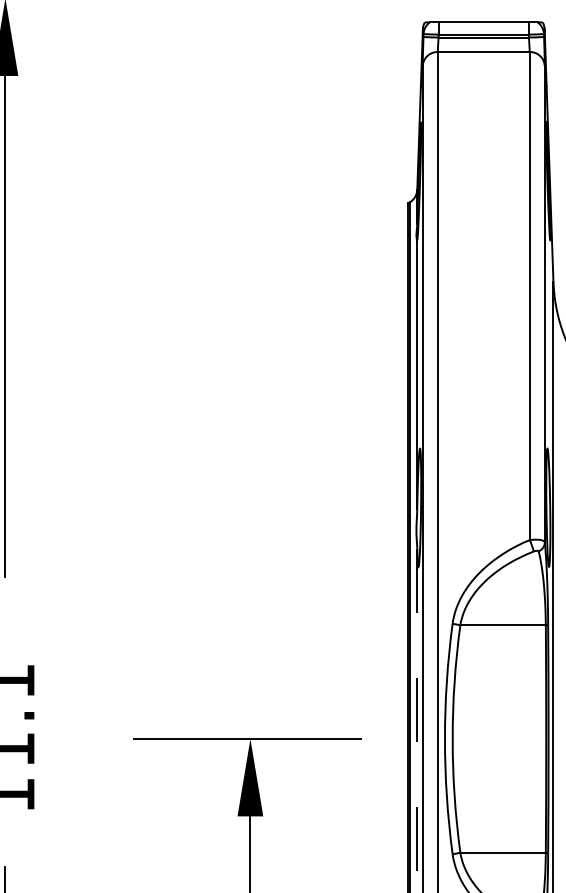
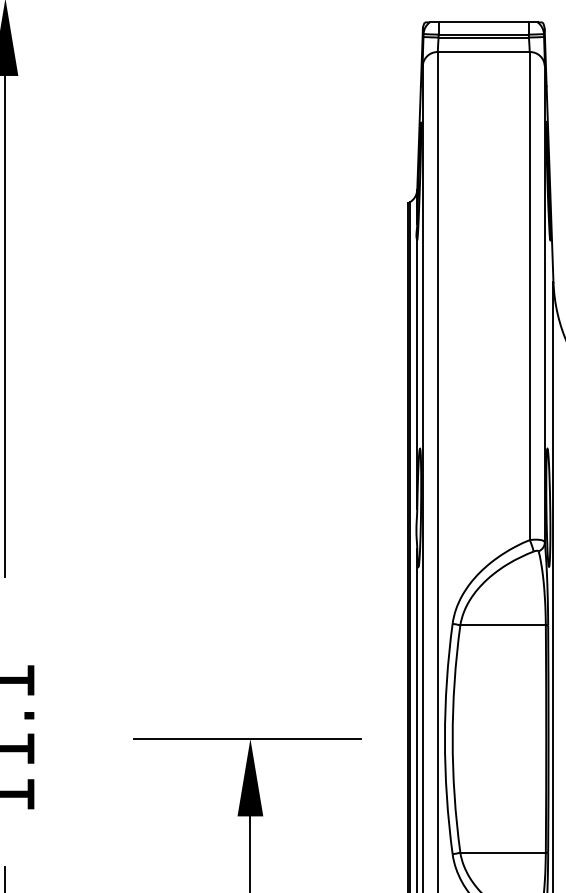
line: dashed -> solid (417, 720)
